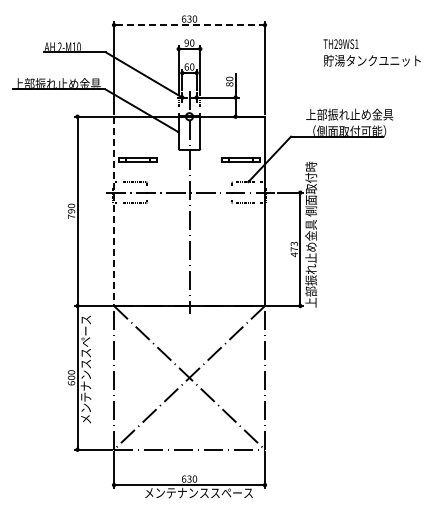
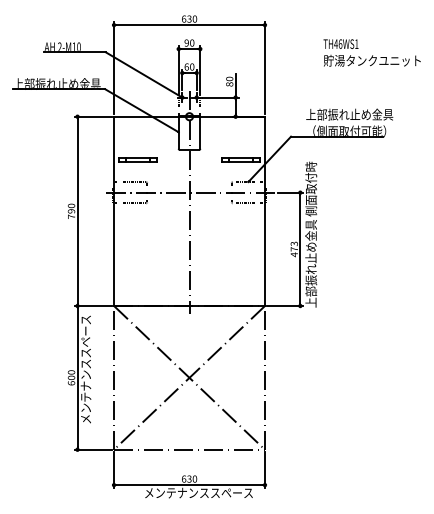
line: dashed -> solid (190, 25)
text: TH29WS1 -> TH46WS1 (338, 43)
line: dashed -> solid (114, 211)
